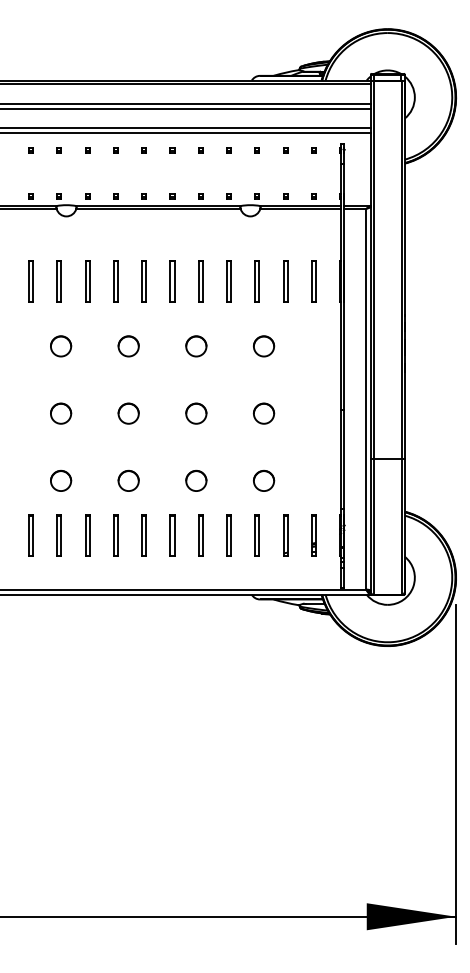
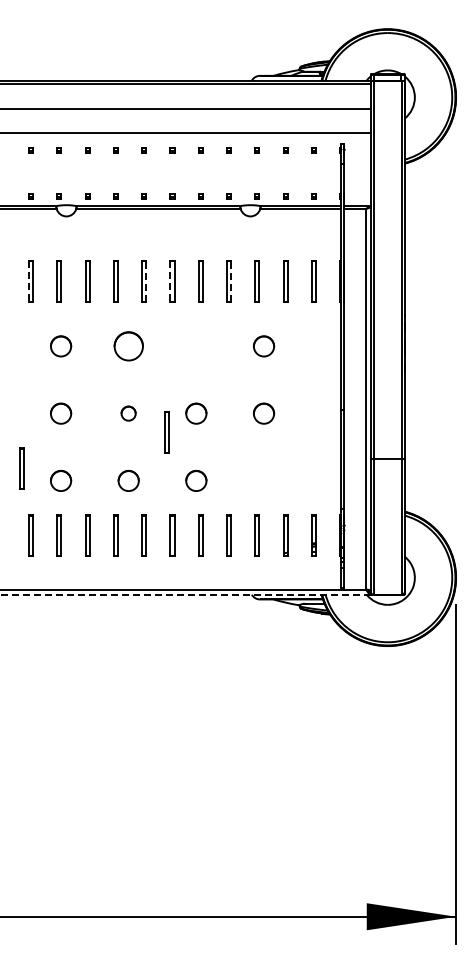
line: present -> none (186, 104)
line: present -> none (186, 127)
line: solid -> dashed (146, 280)
line: solid -> dashed (231, 280)
line: solid -> dashed (28, 281)
line: solid -> dashed (170, 281)
circle size: 23x23 px -> 31x31 px (128, 346)
circle: present -> none (196, 346)
circle size: 23x23 px -> 17x17 px (128, 413)
part: none -> present (166, 432)
part: none -> present (21, 468)
circle: present -> none (264, 480)
line: solid -> dashed (185, 594)
